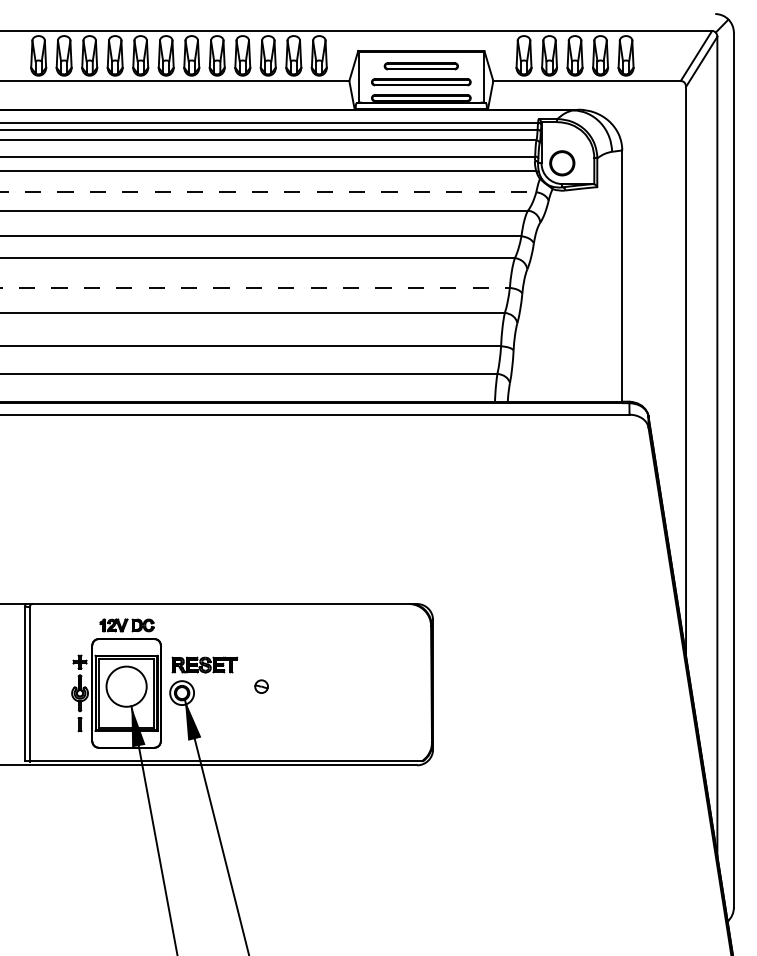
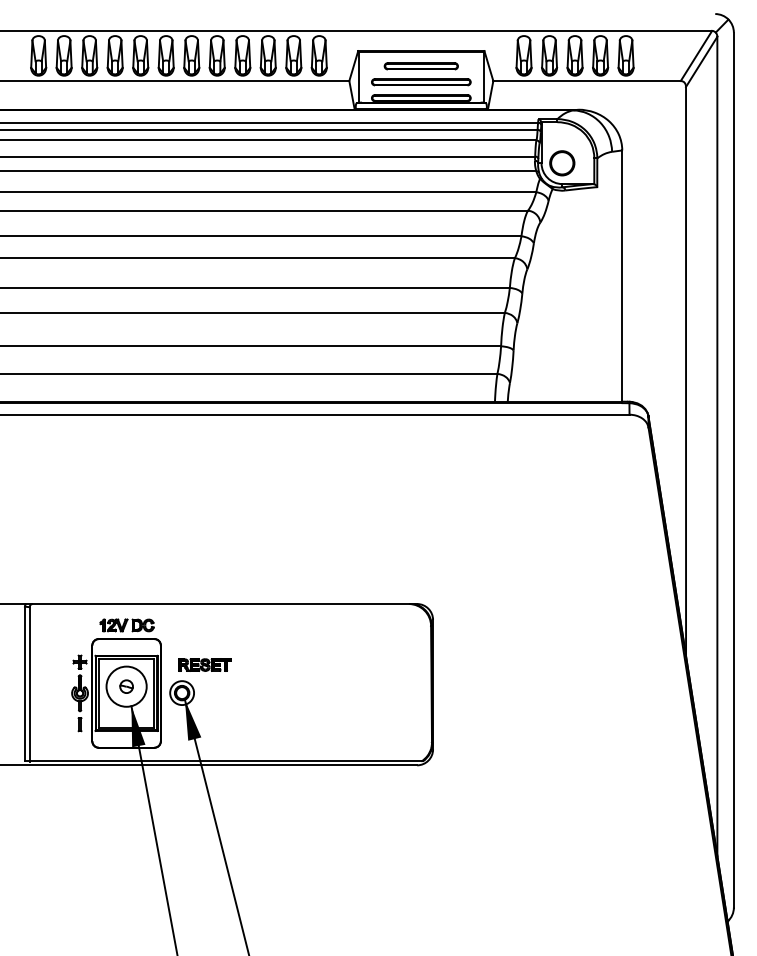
line: dashed -> solid (268, 192)
line: dashed -> solid (255, 287)
part size: 68x18 px -> 54x14 px (204, 664)
part position: (261, 686) -> (126, 686) (126, 686)
